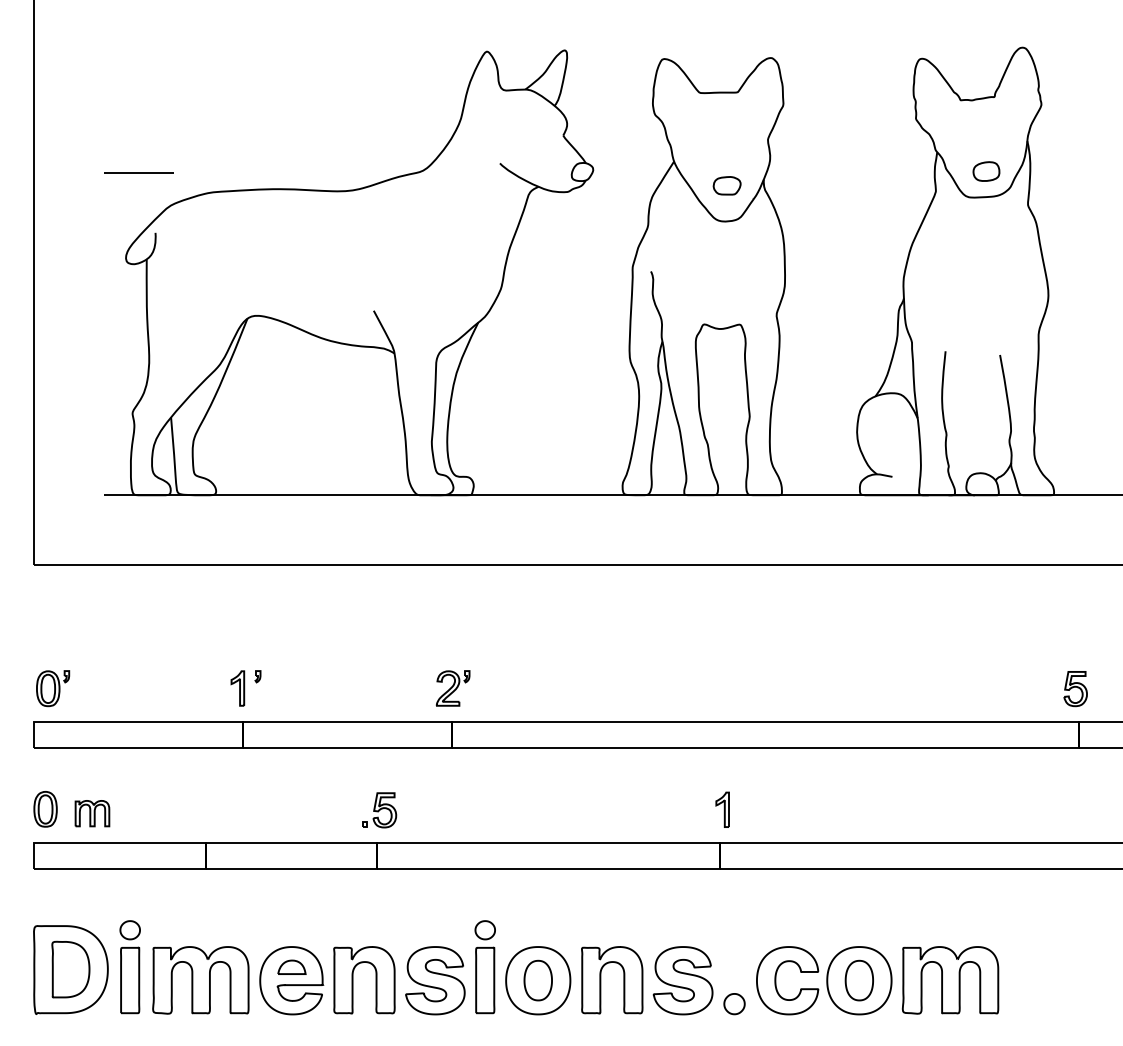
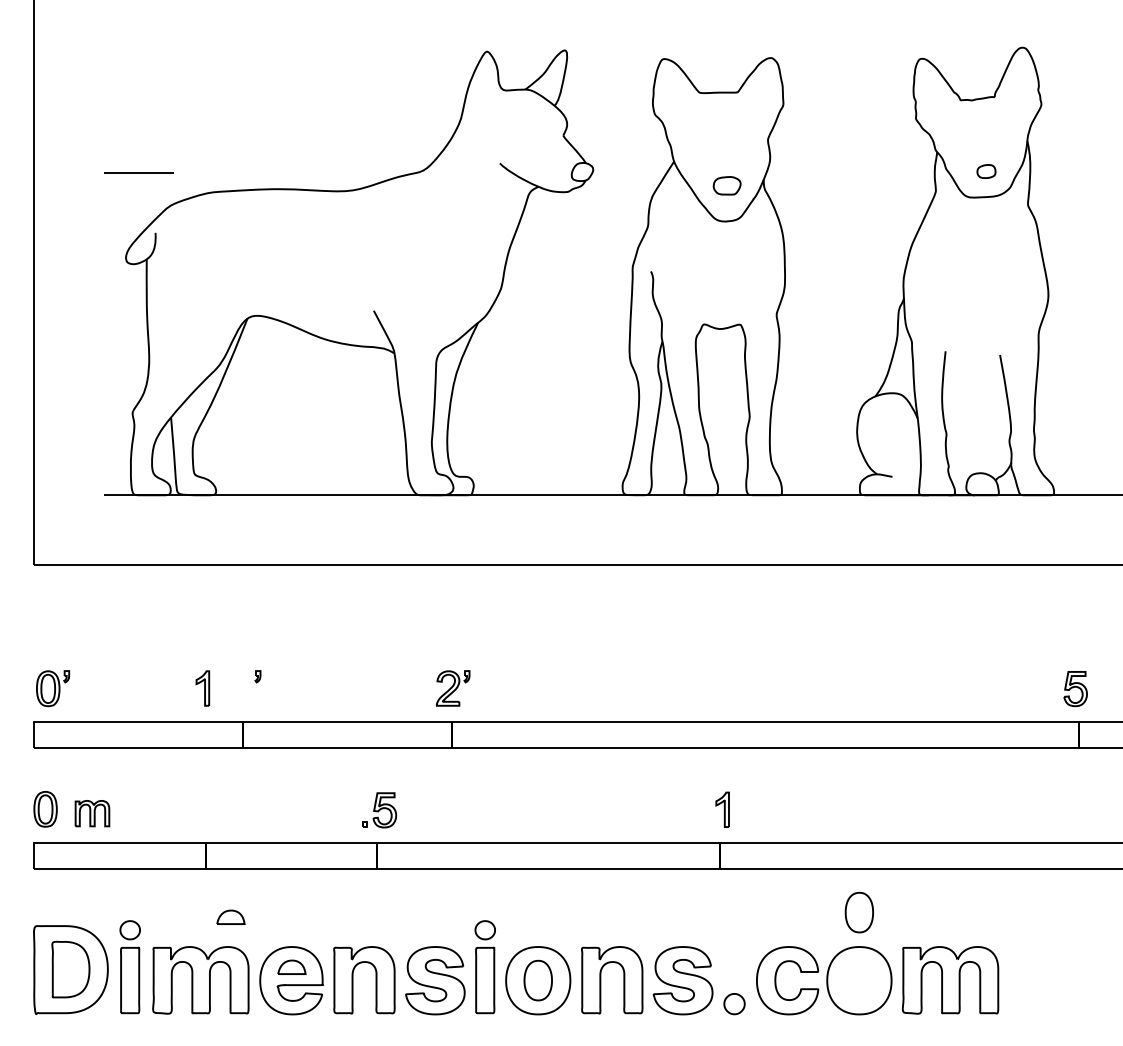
part size: 29x21 px -> 21x15 px (986, 171)
part position: (237, 688) -> (202, 688) (202, 688)
part: none -> present (230, 916)
part position: (858, 980) -> (858, 912) (858, 912)
